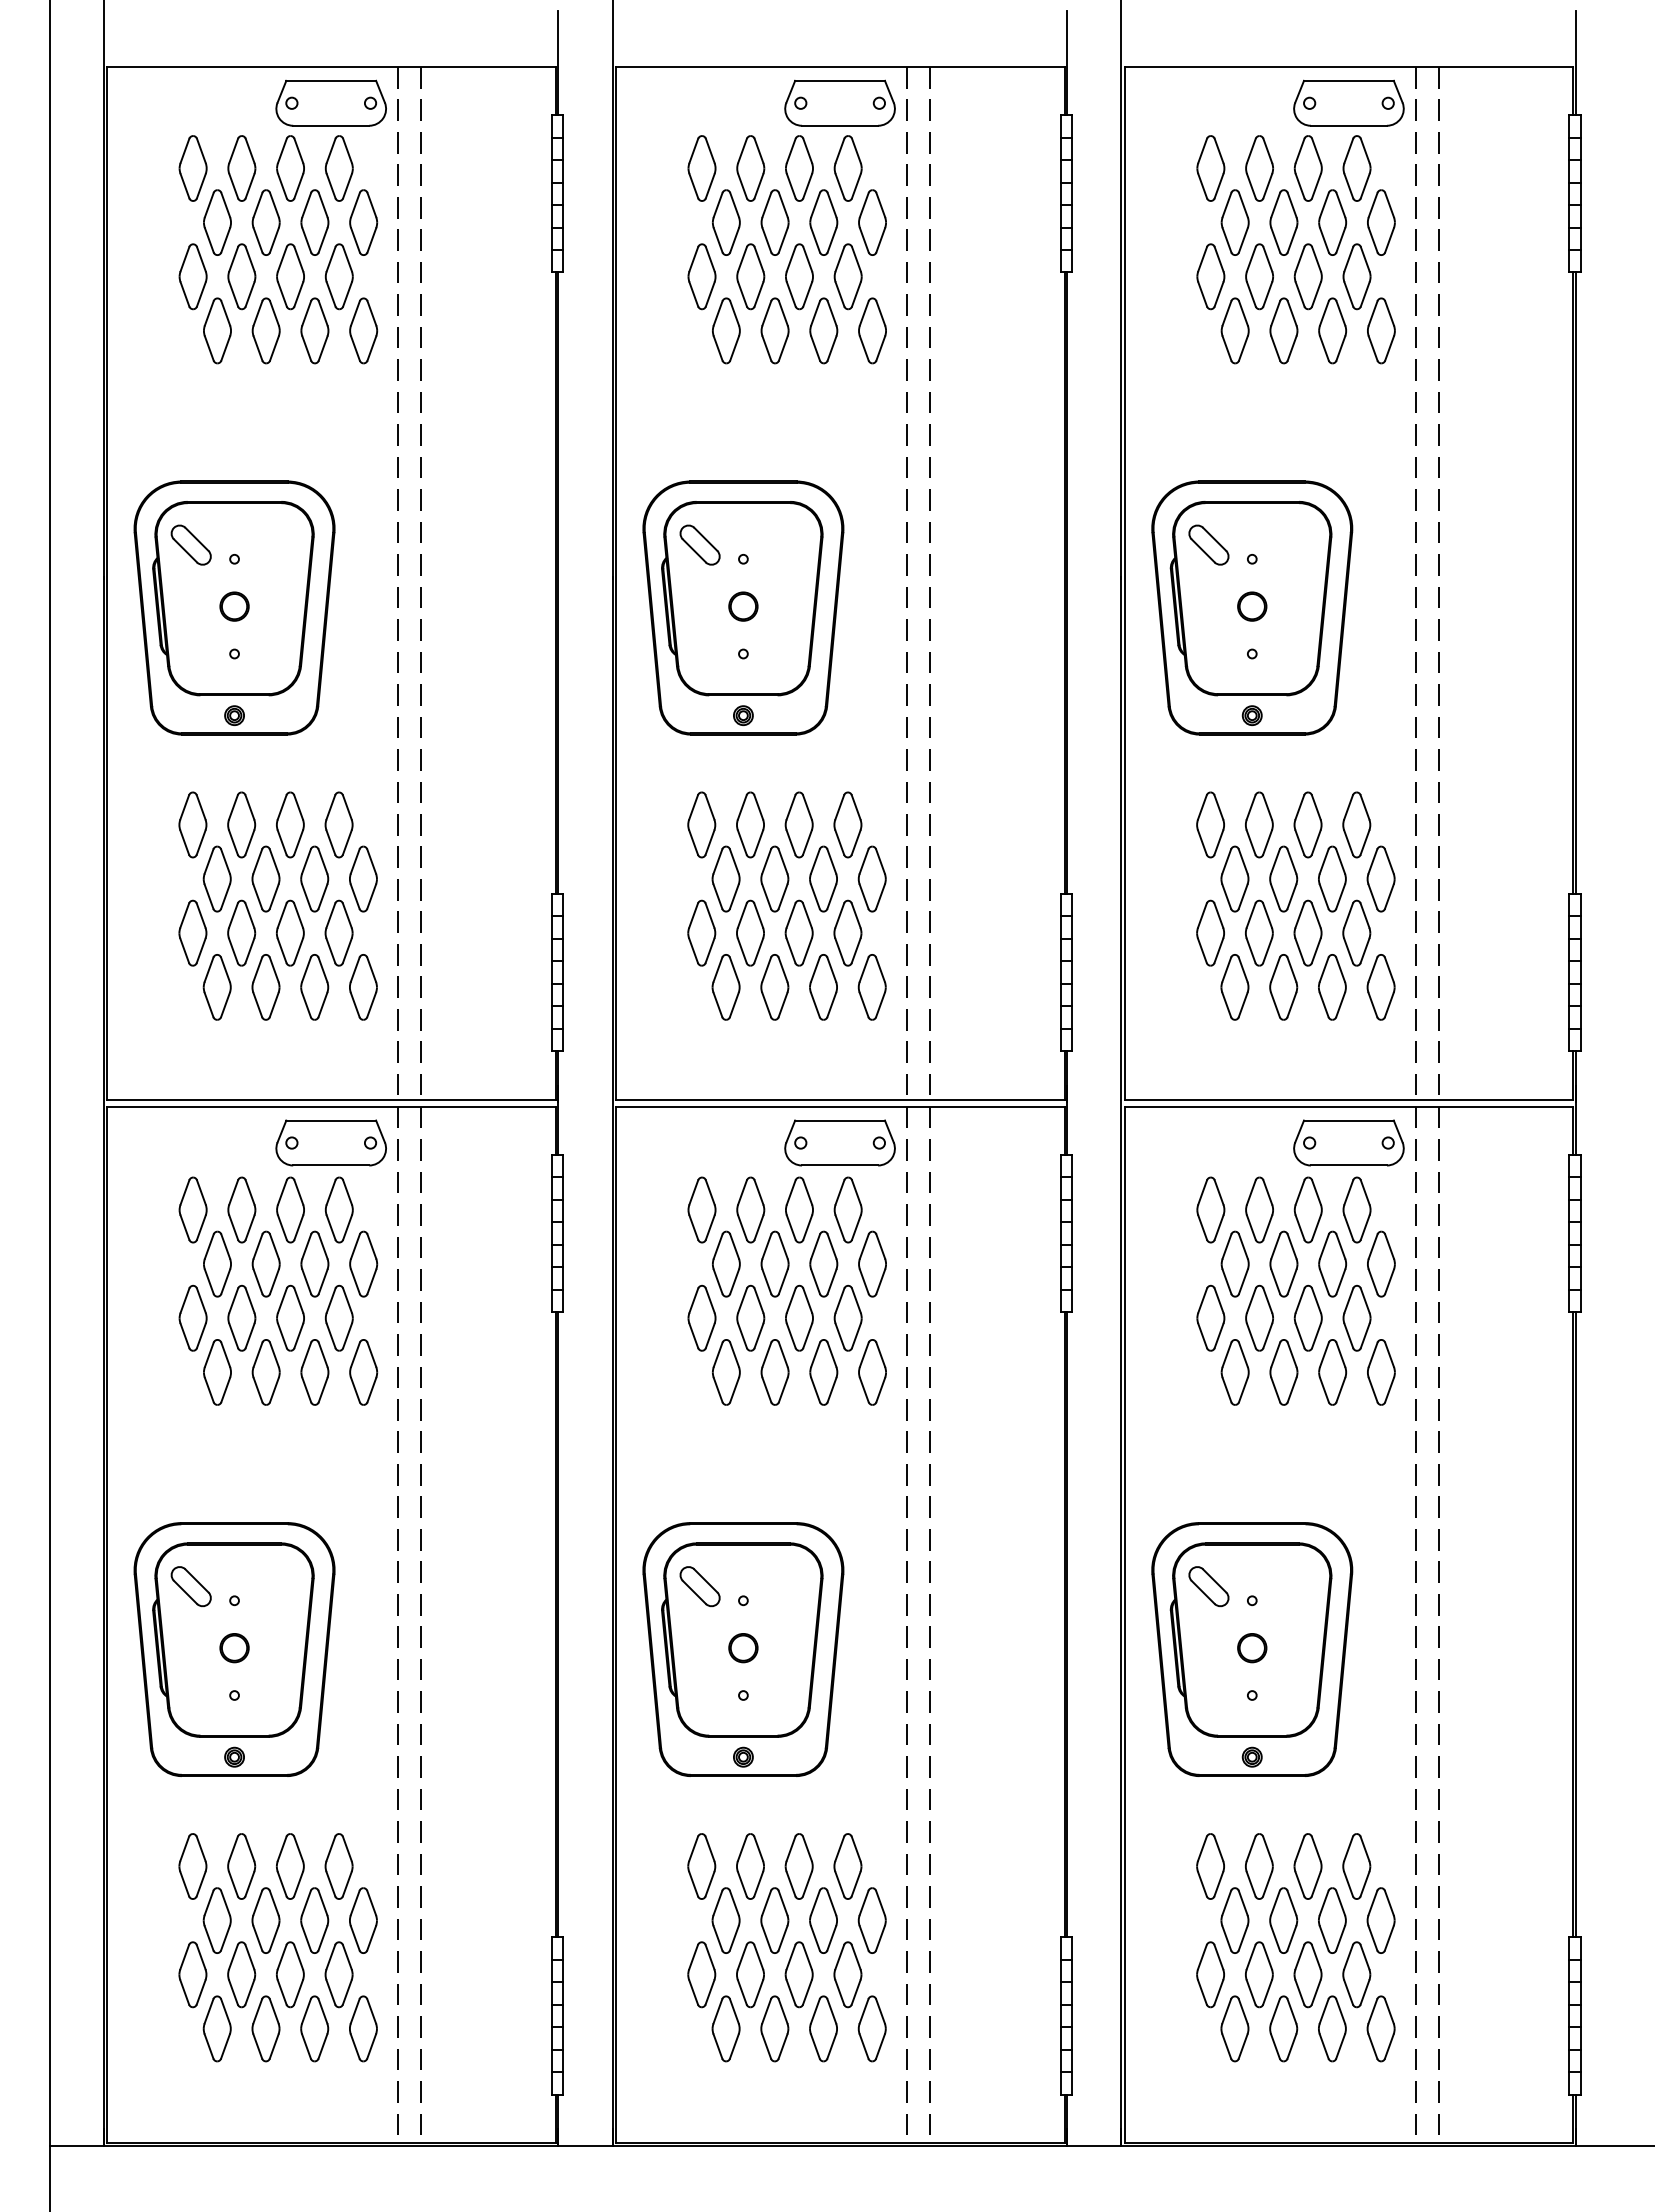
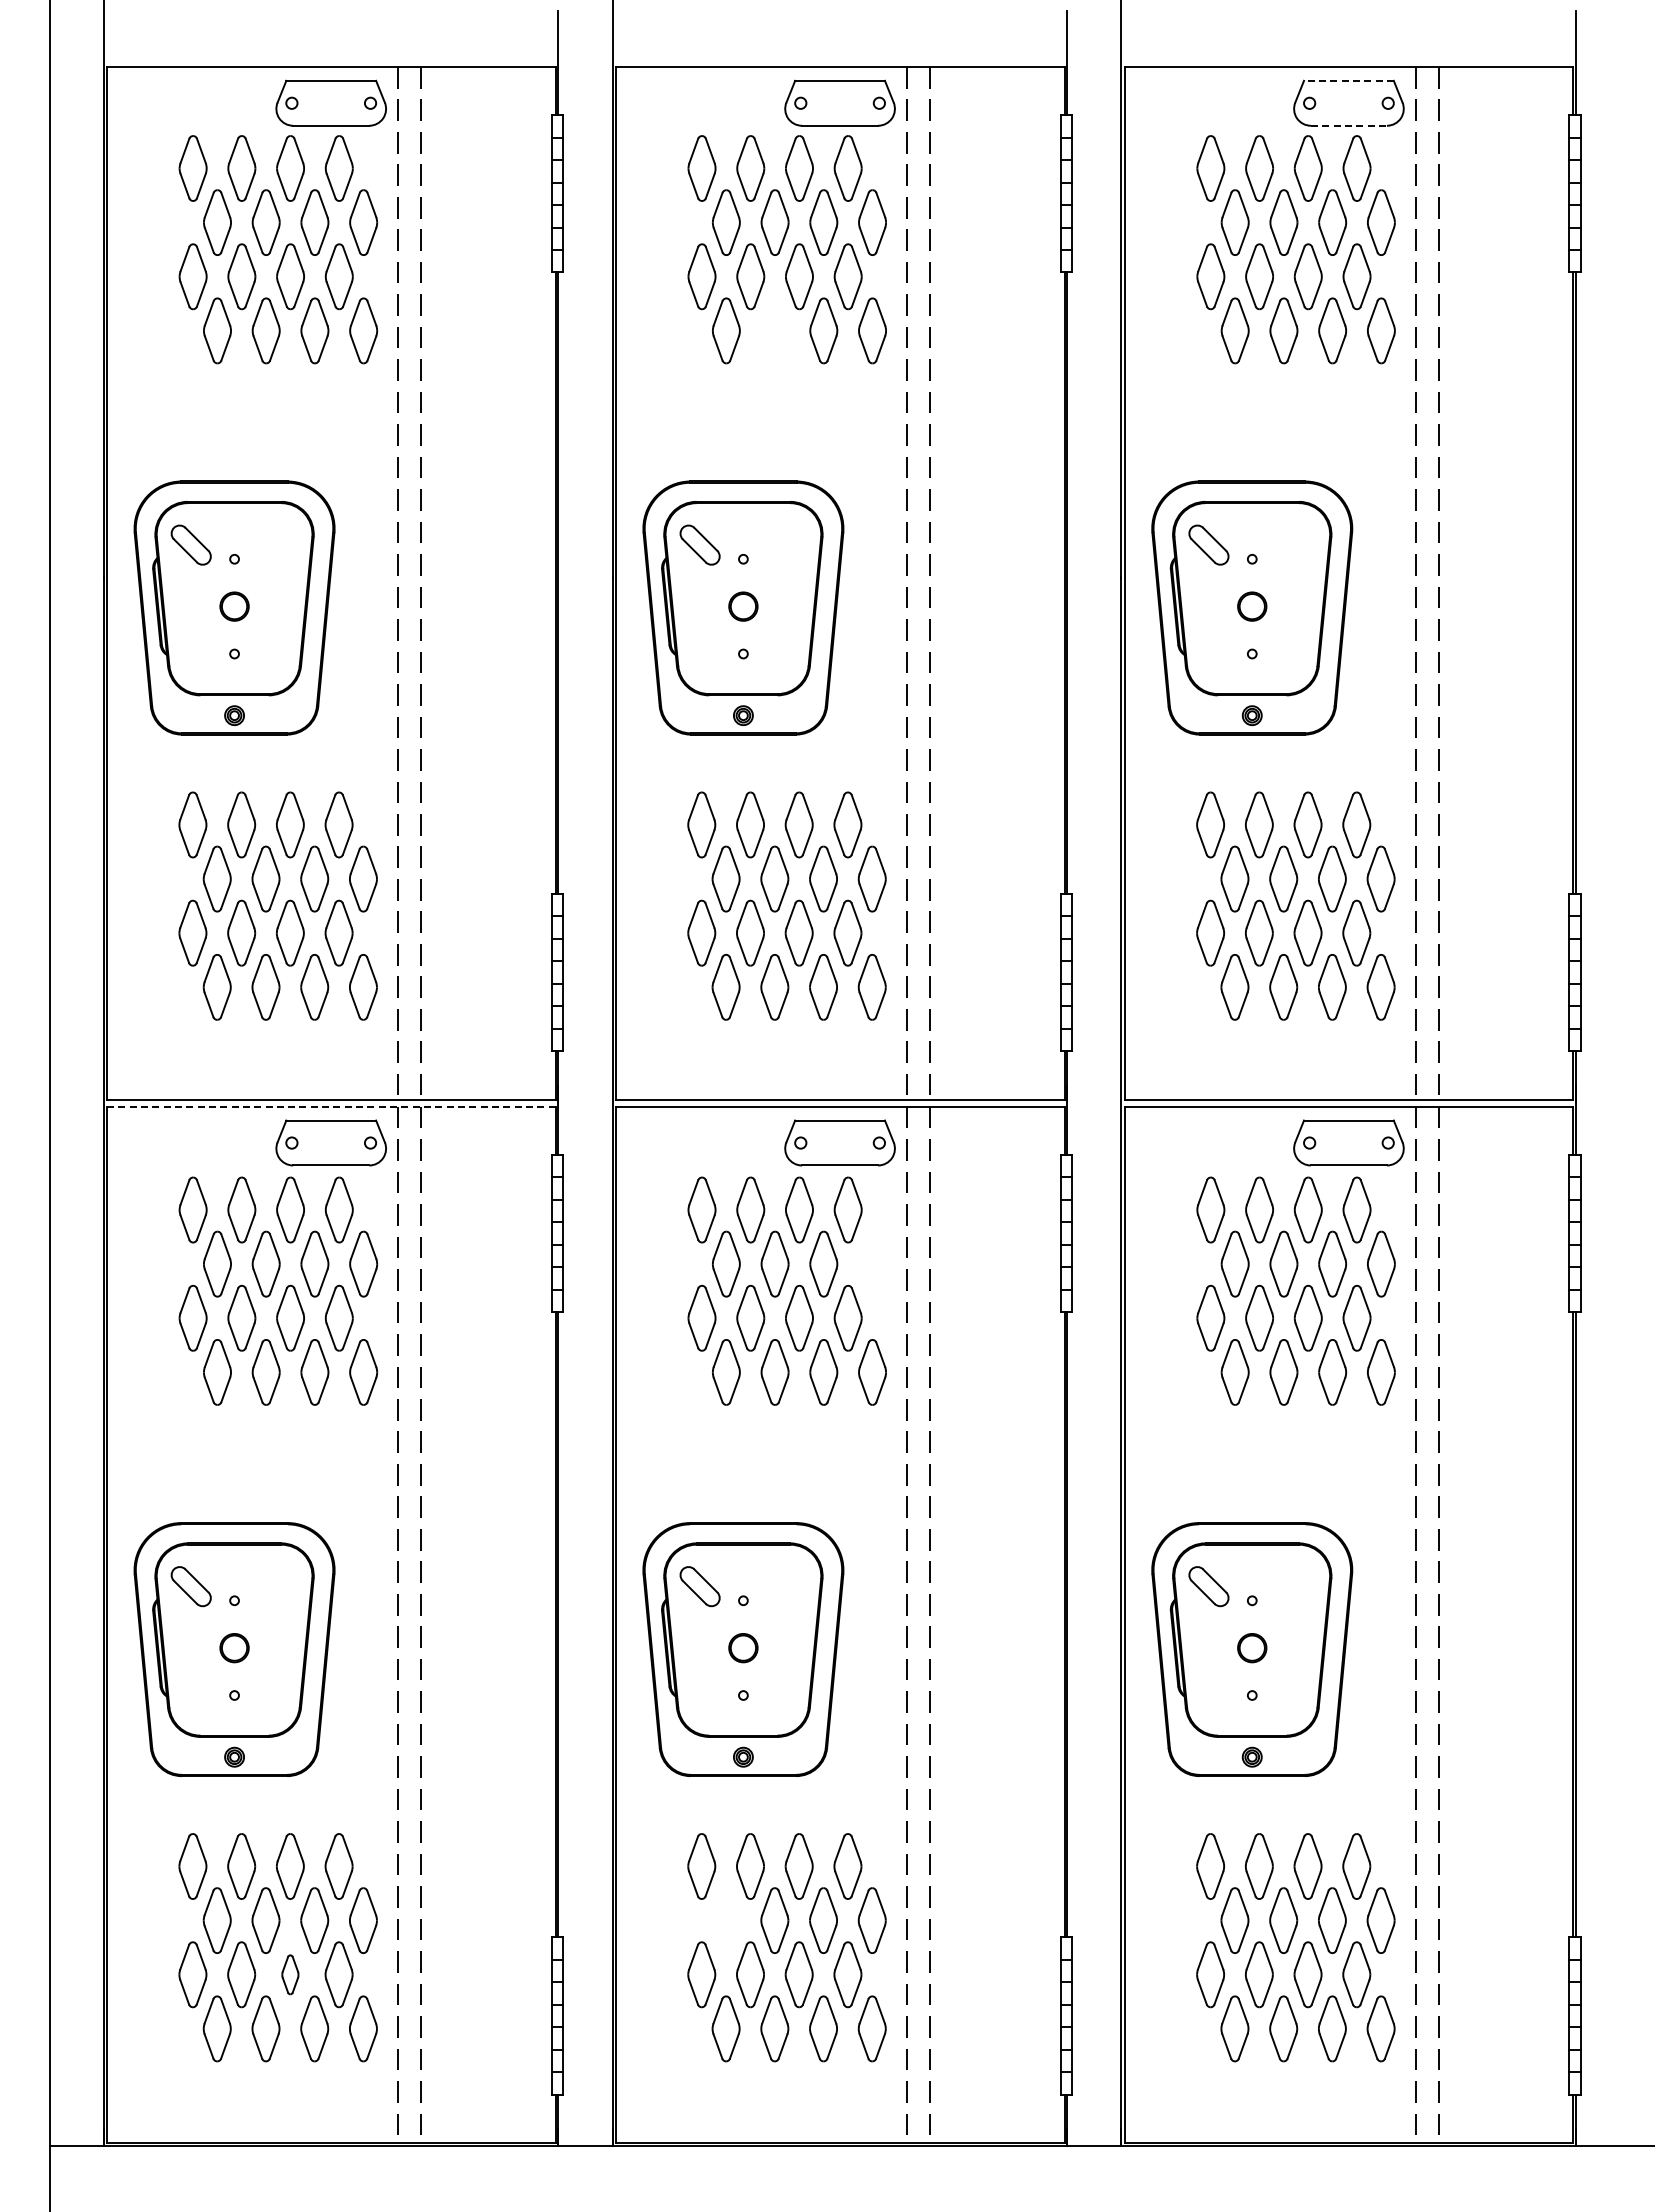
line: solid -> dashed (1348, 80)
line: solid -> dashed (1349, 125)
part: present -> none (774, 330)
line: solid -> dashed (331, 1106)
part: present -> none (872, 1263)
part: present -> none (725, 1920)
part size: 29x68 px -> 19x42 px (290, 1974)
